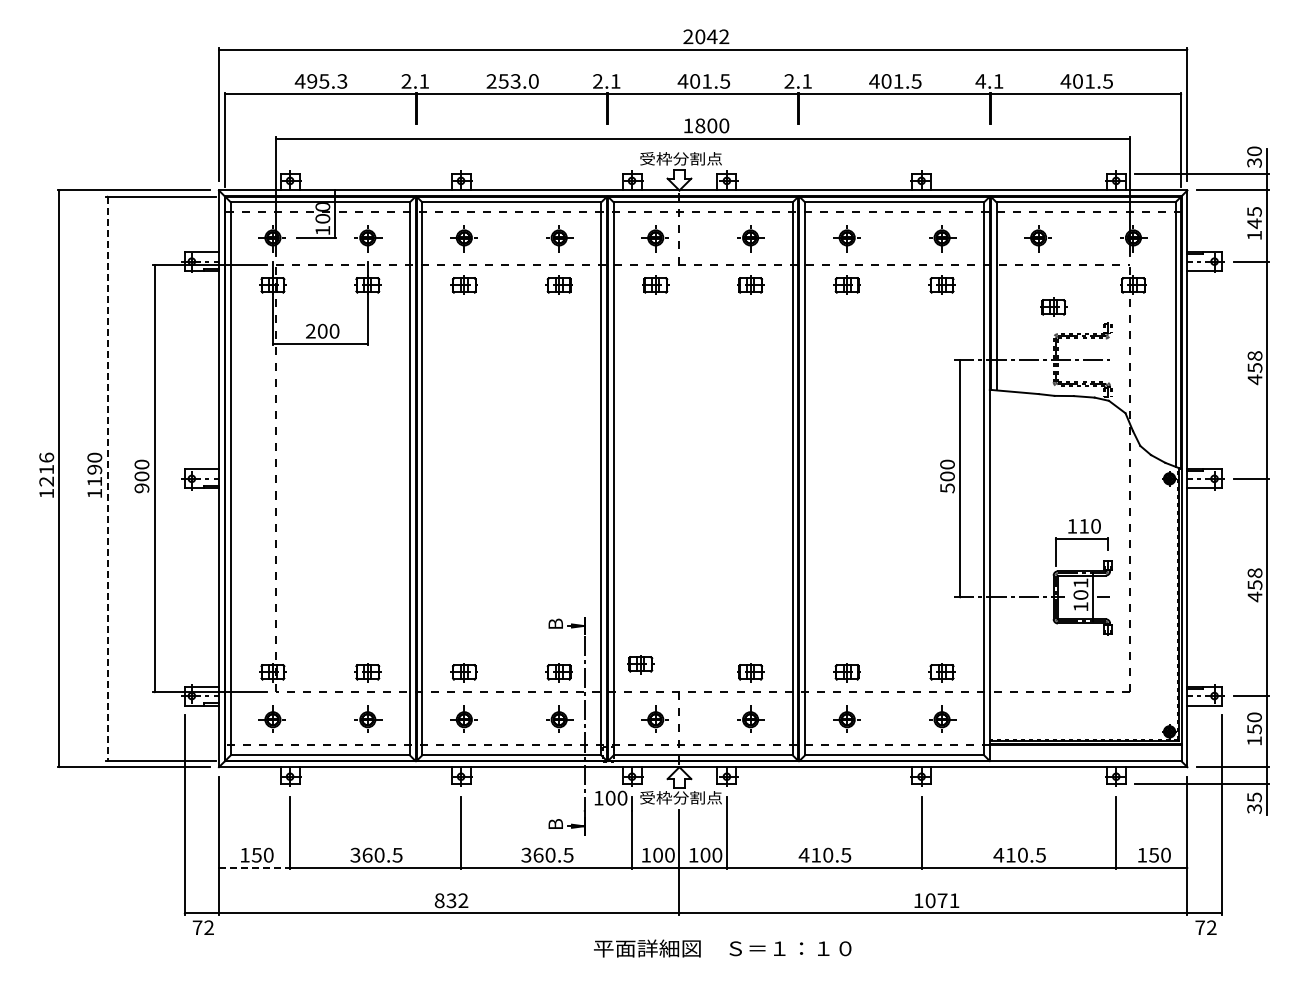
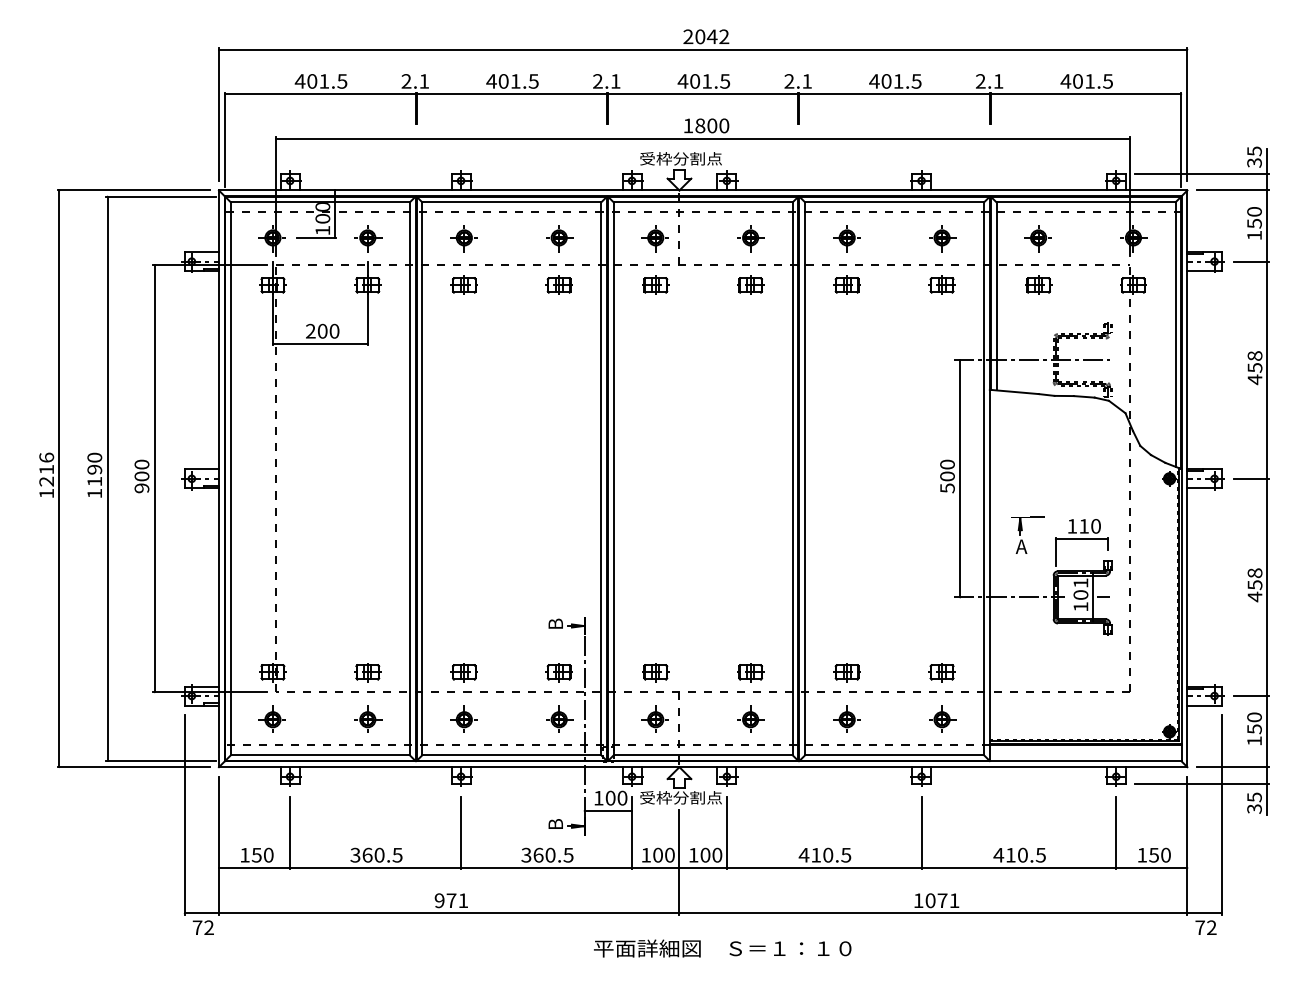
text: 495.3 -> 401.5 (327, 81)
text: 253.0 -> 401.5 (512, 81)
text: 4.1 -> 2.1 (980, 81)
text: 30 -> 35 (1254, 151)
text: 145 -> 150 (1254, 218)
part position: (1053, 306) -> (1038, 284) (1038, 284)
line: dashed -> solid (107, 479)
part: none -> present (1022, 530)
part position: (640, 664) -> (655, 672) (655, 672)
line: none -> present (608, 810)
line: dashed -> solid (254, 868)
text: 832 -> 971 (451, 900)
